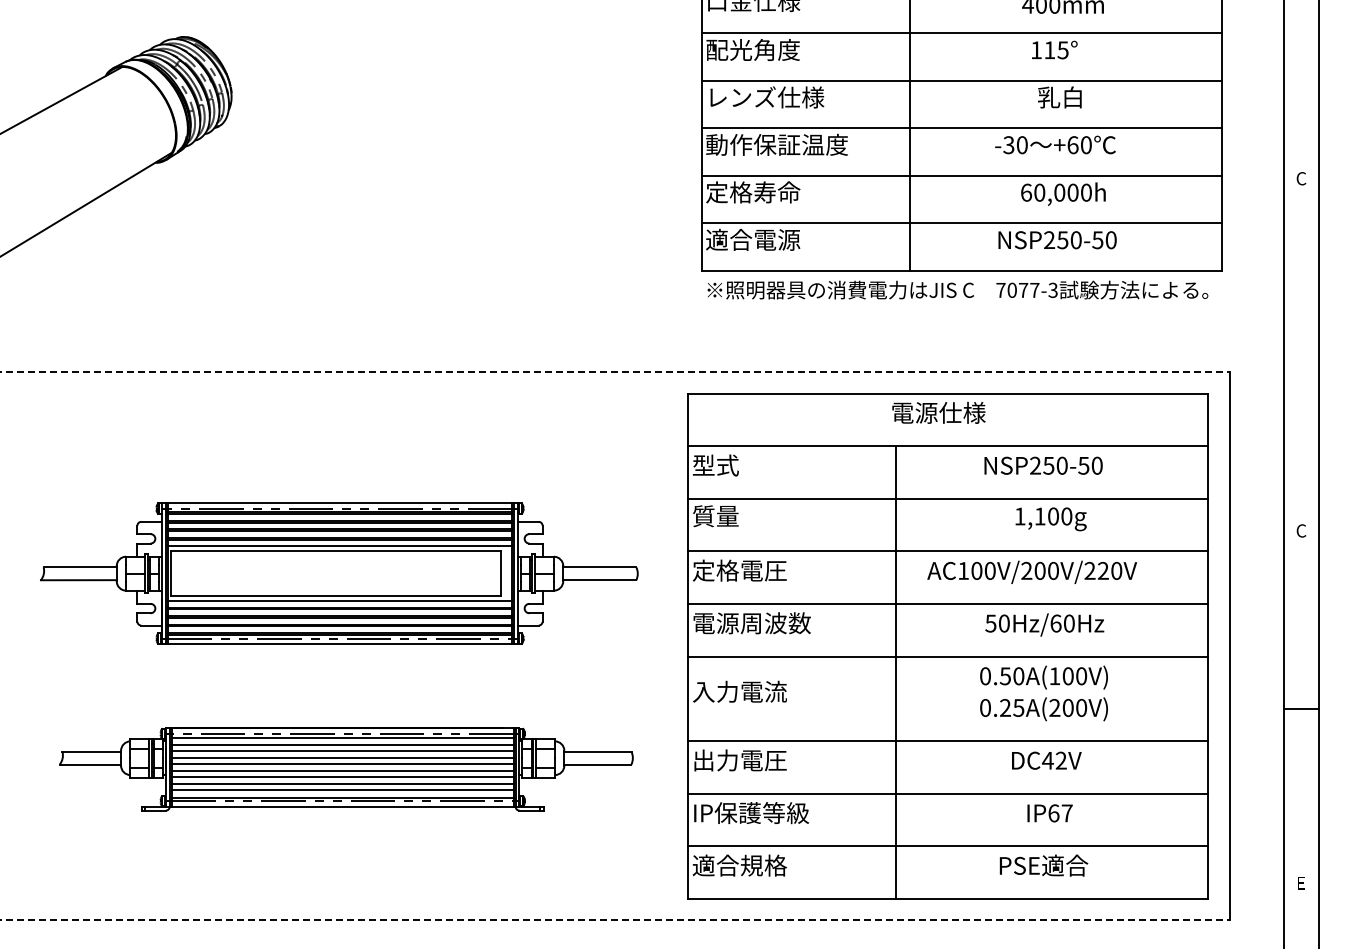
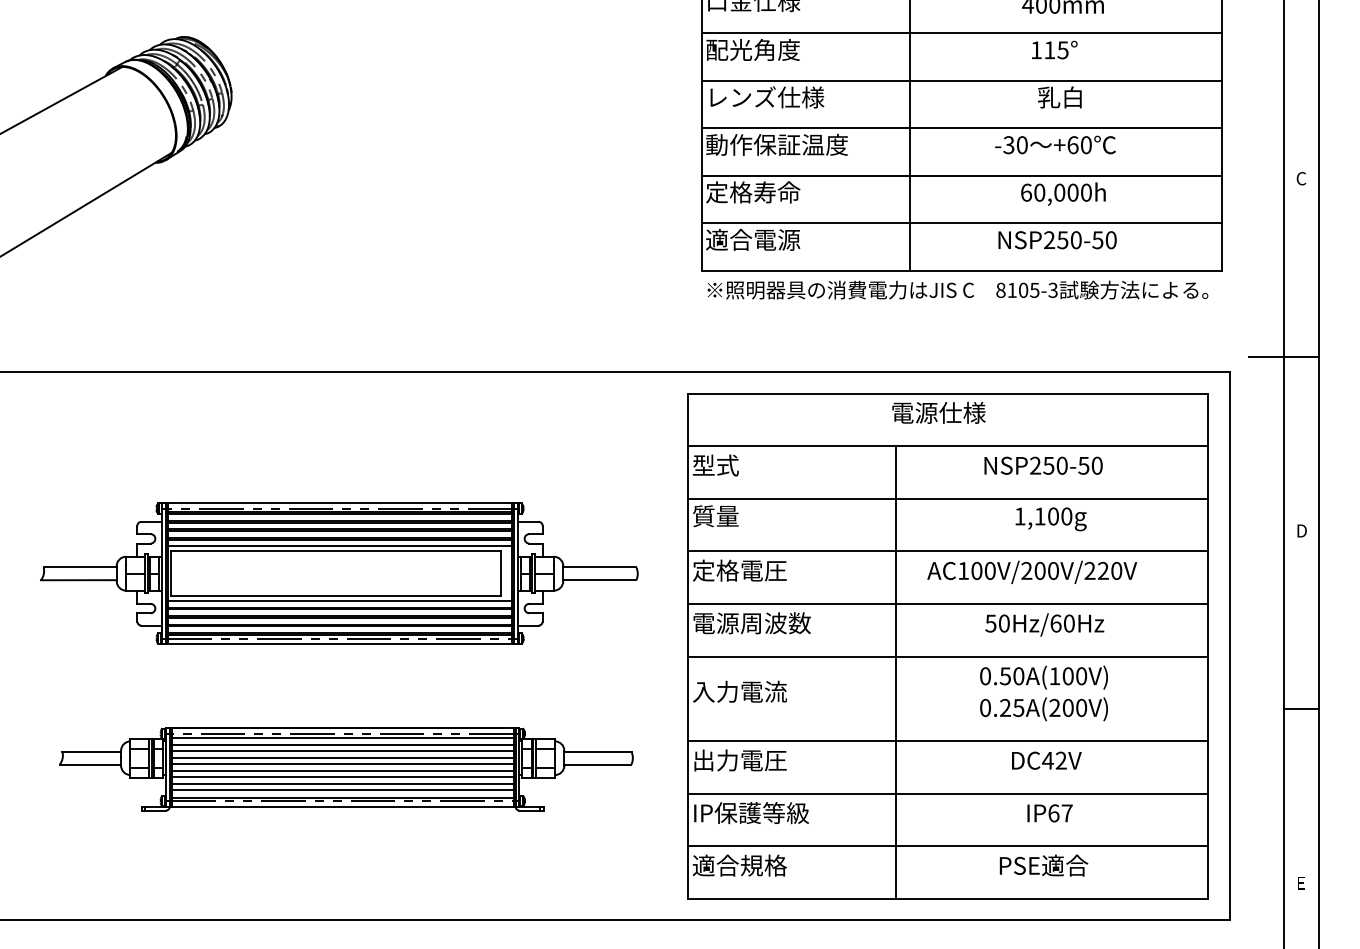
text: 7077-3 -> 8105-3 (1017, 289)
line: none -> present (1283, 356)
line: dashed -> solid (615, 372)
text: C -> D (1301, 530)
line: dashed -> solid (615, 920)
